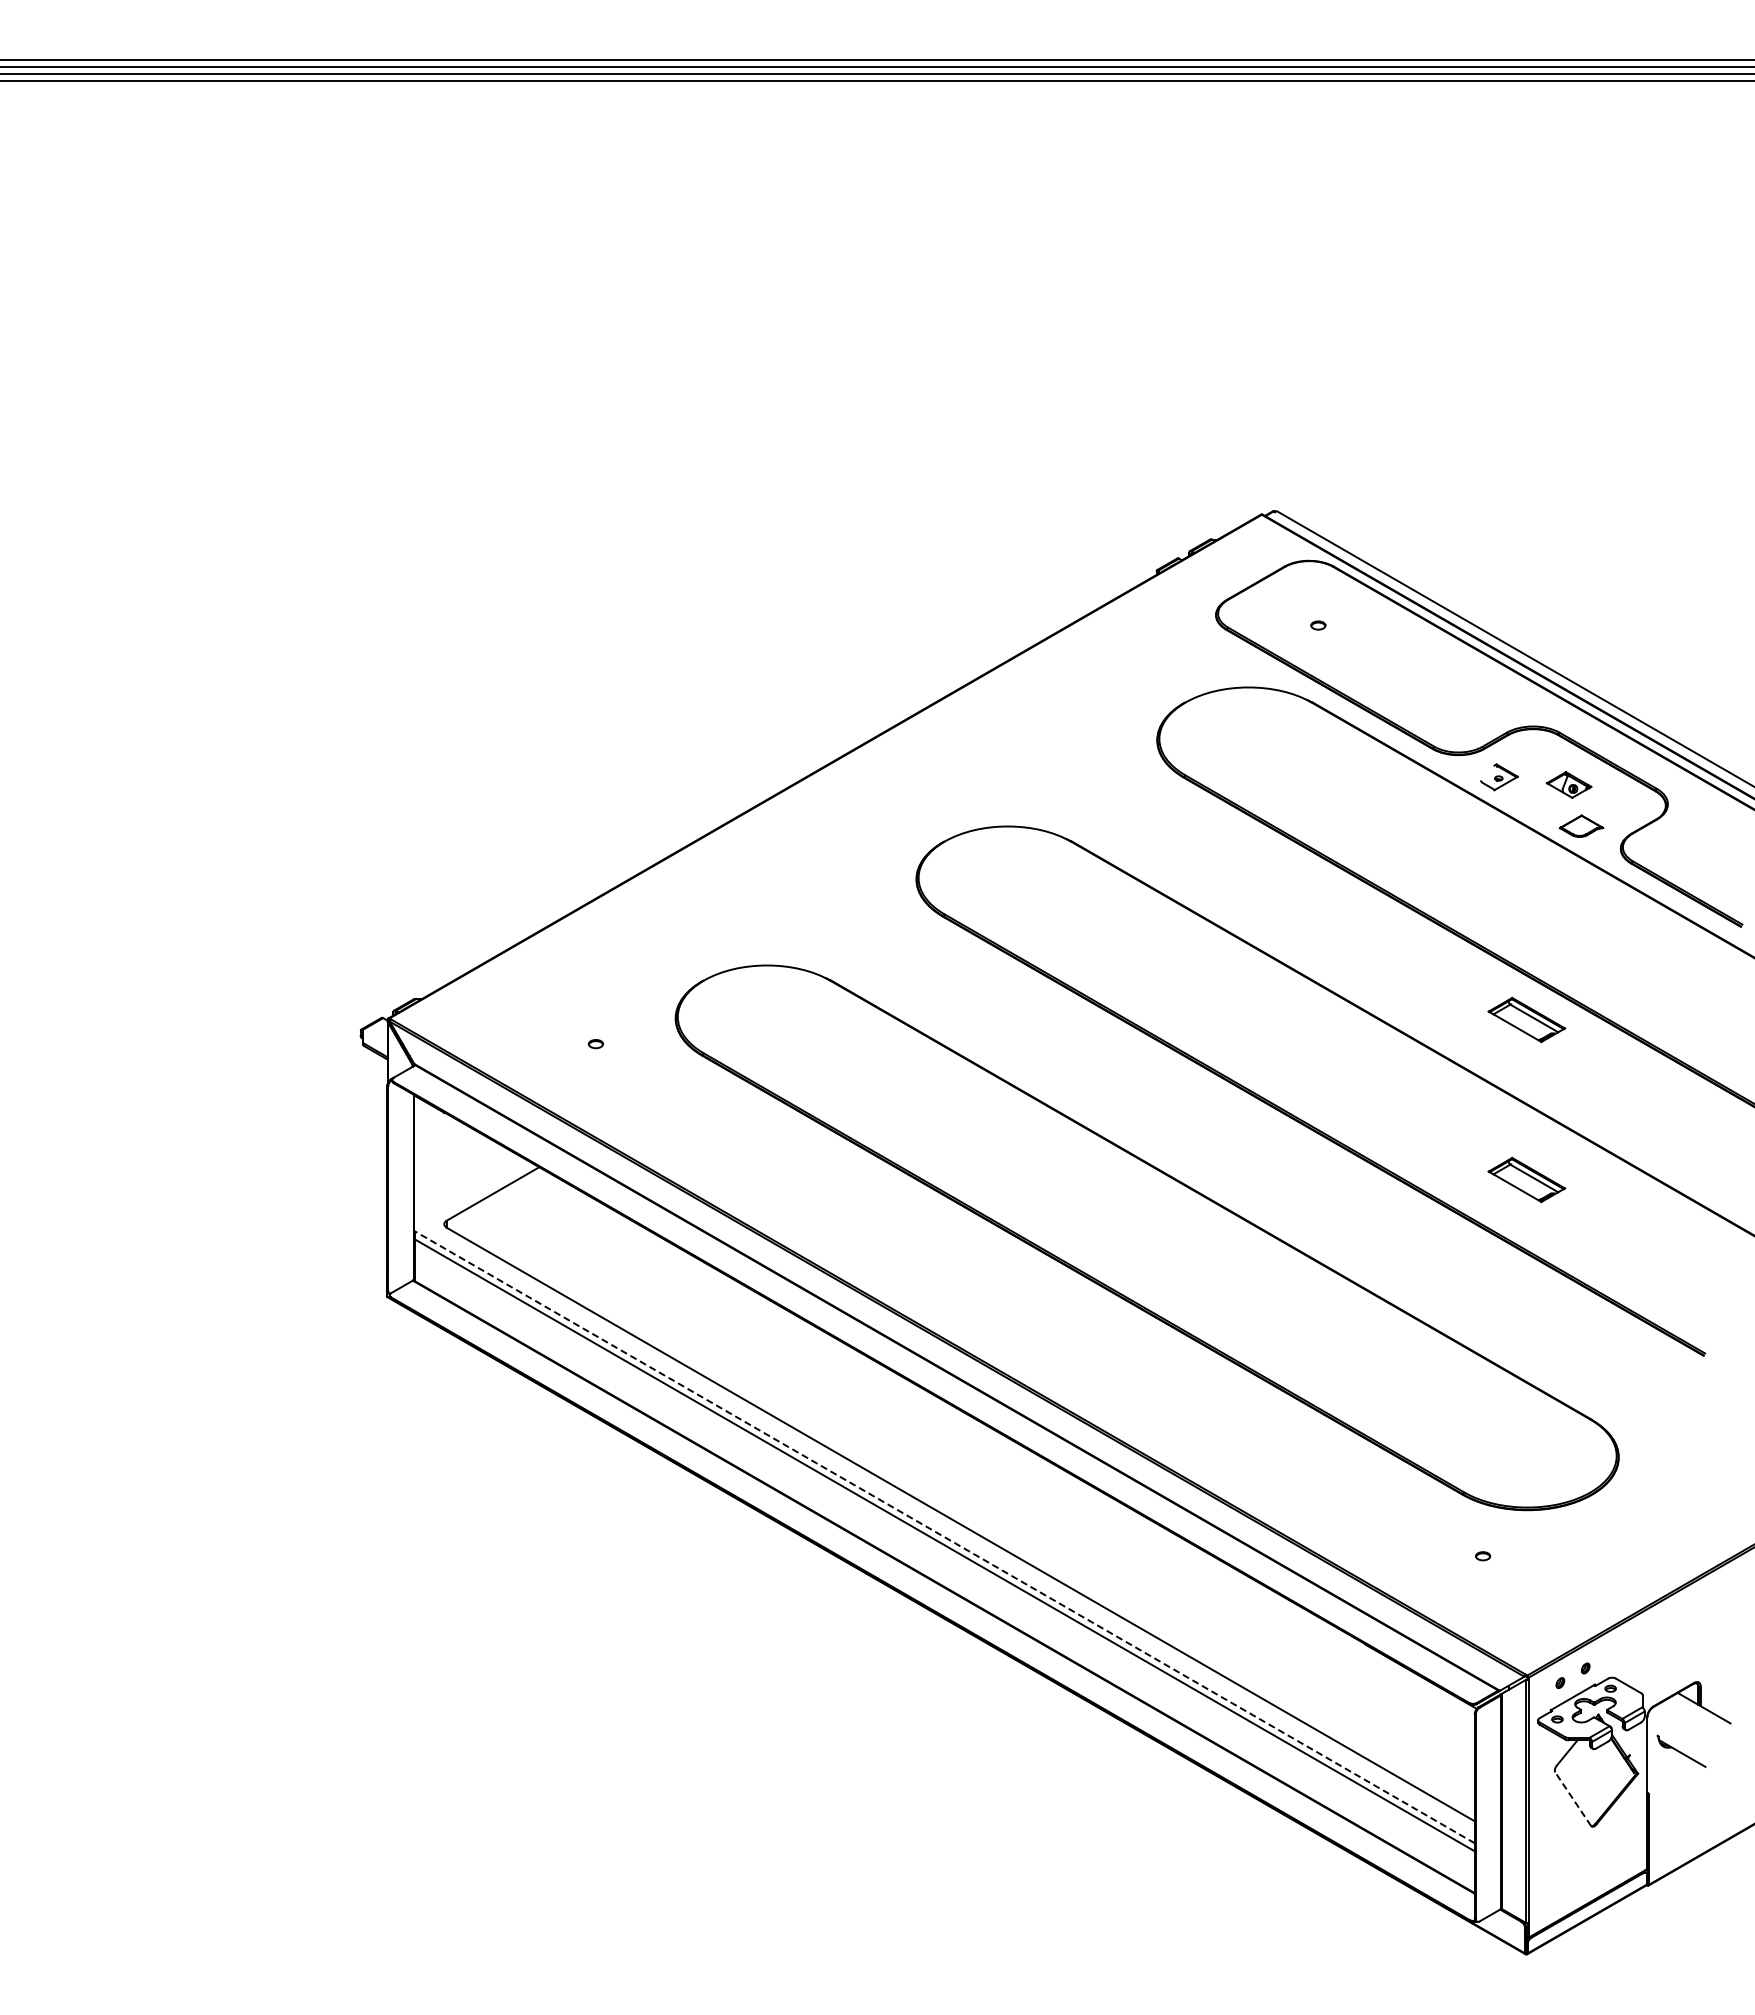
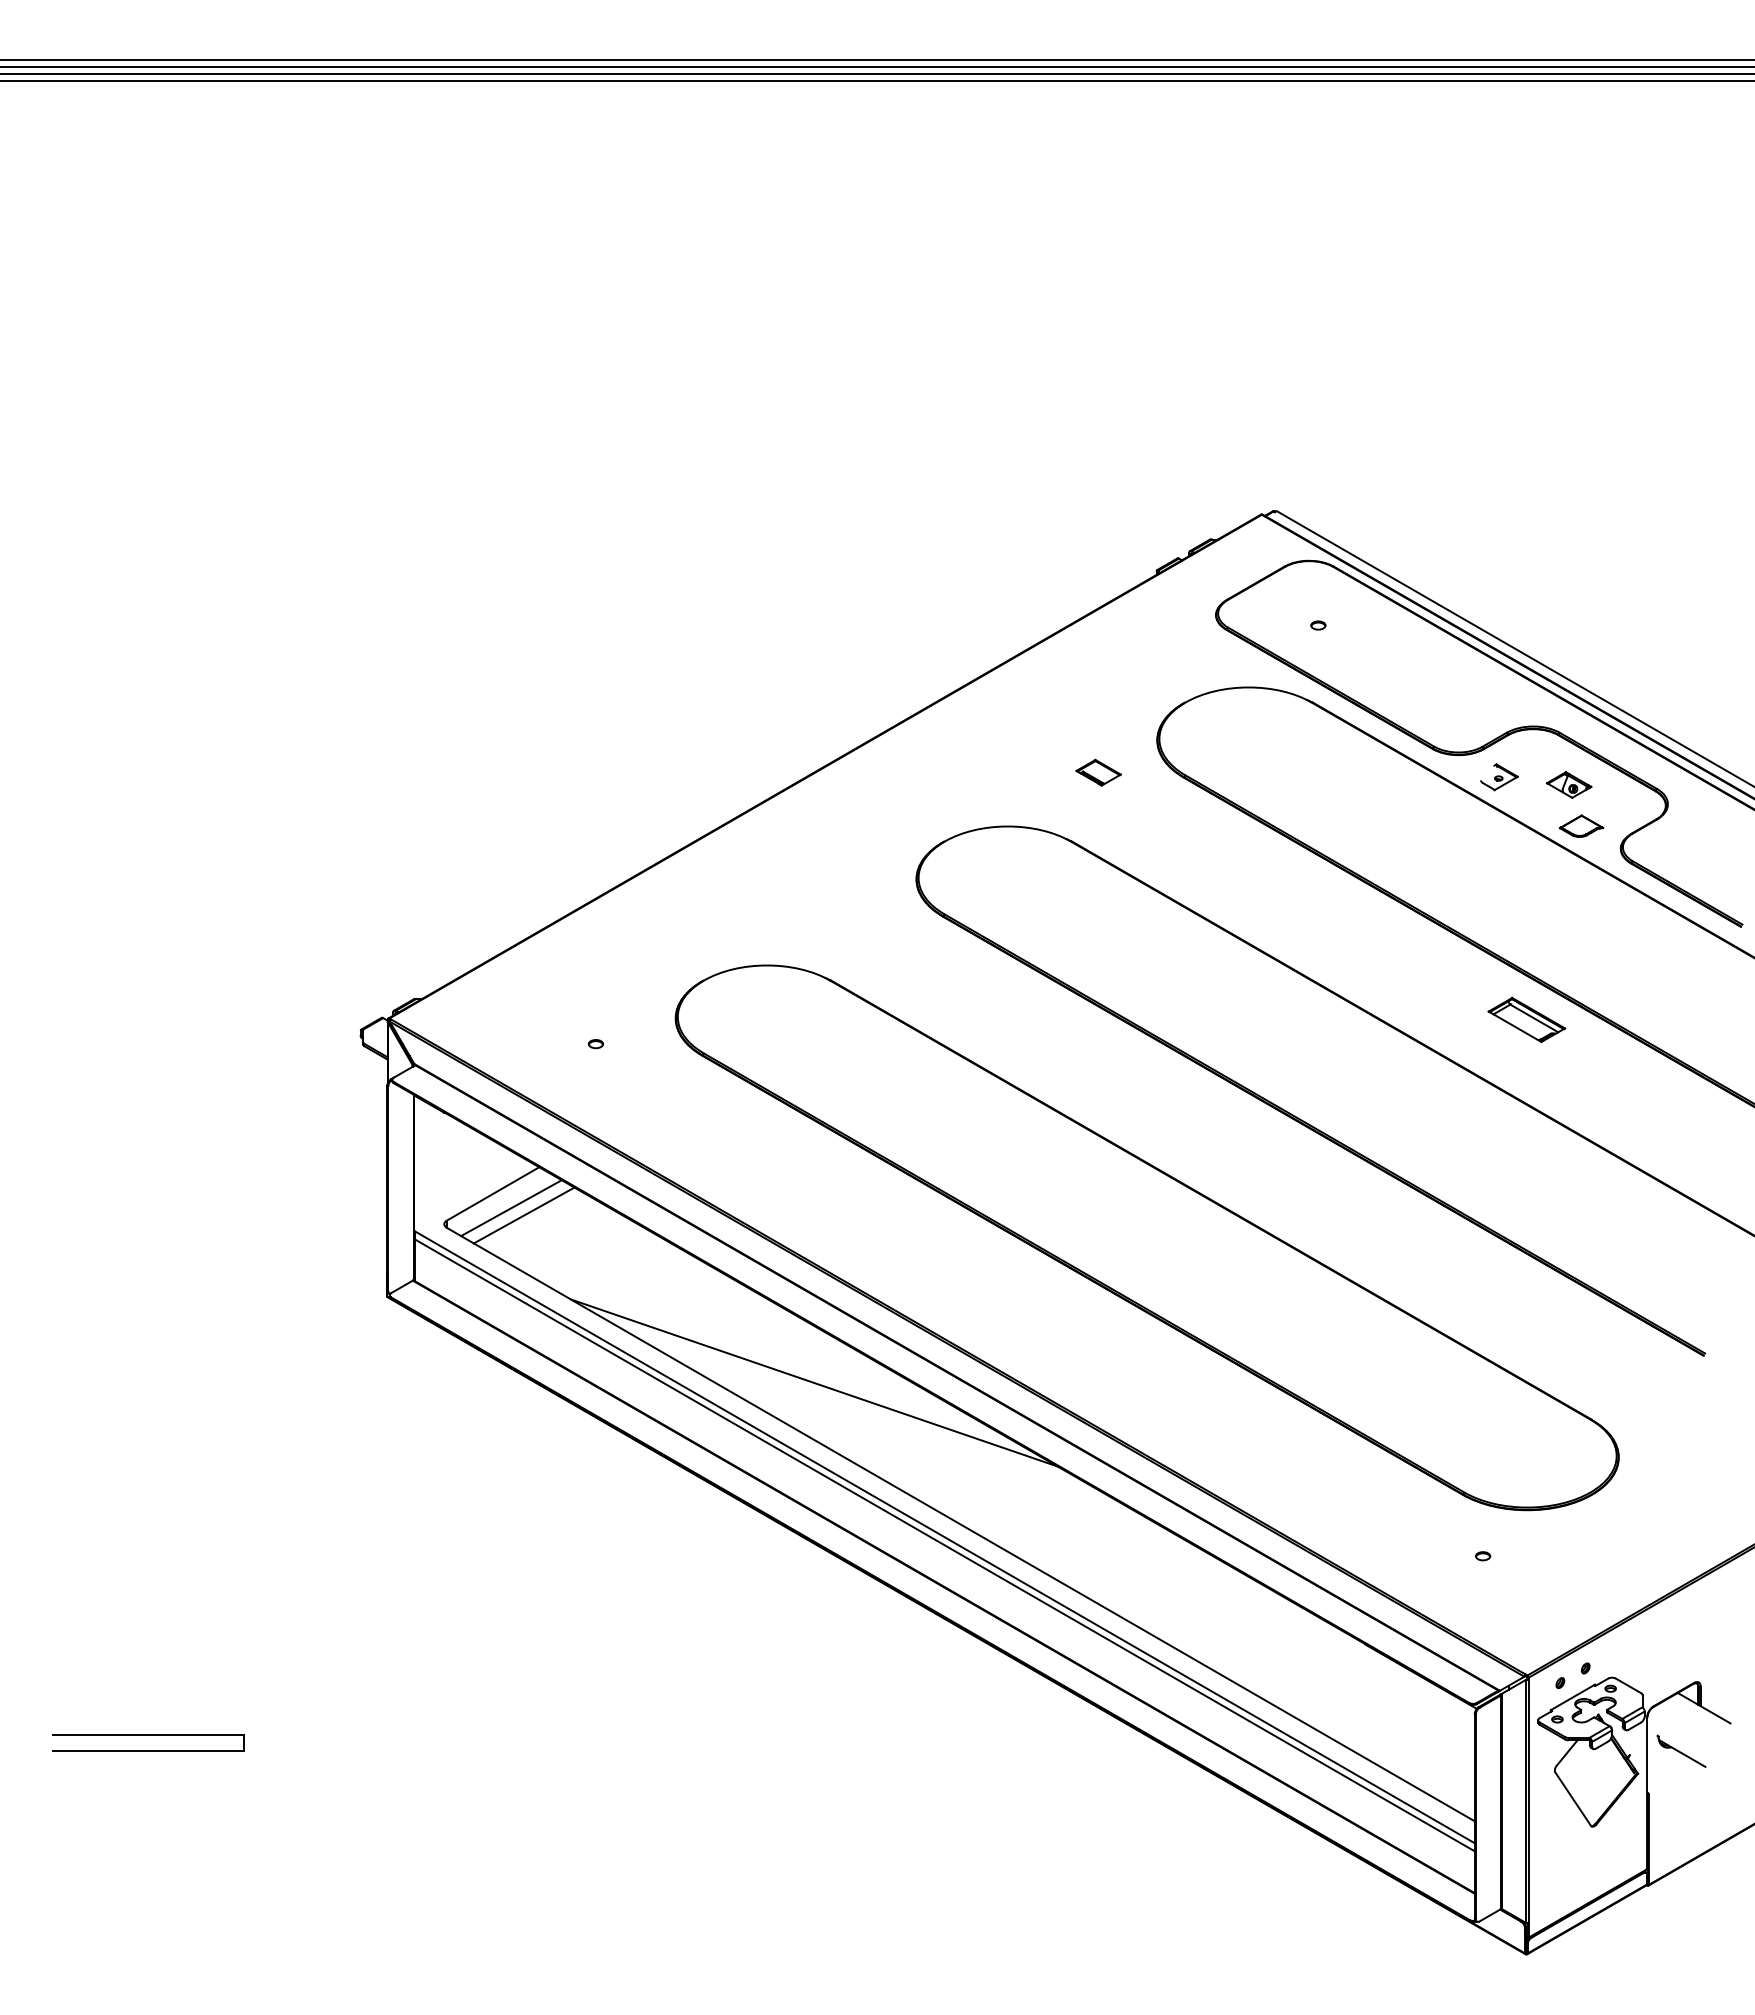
part: none -> present (1098, 772)
part: present -> none (1526, 1179)
line: none -> present (511, 1208)
line: none -> present (523, 1215)
line: none -> present (813, 1382)
line: dashed -> solid (945, 1537)
part: none -> present (148, 1735)
line: dashed -> solid (1572, 1798)
